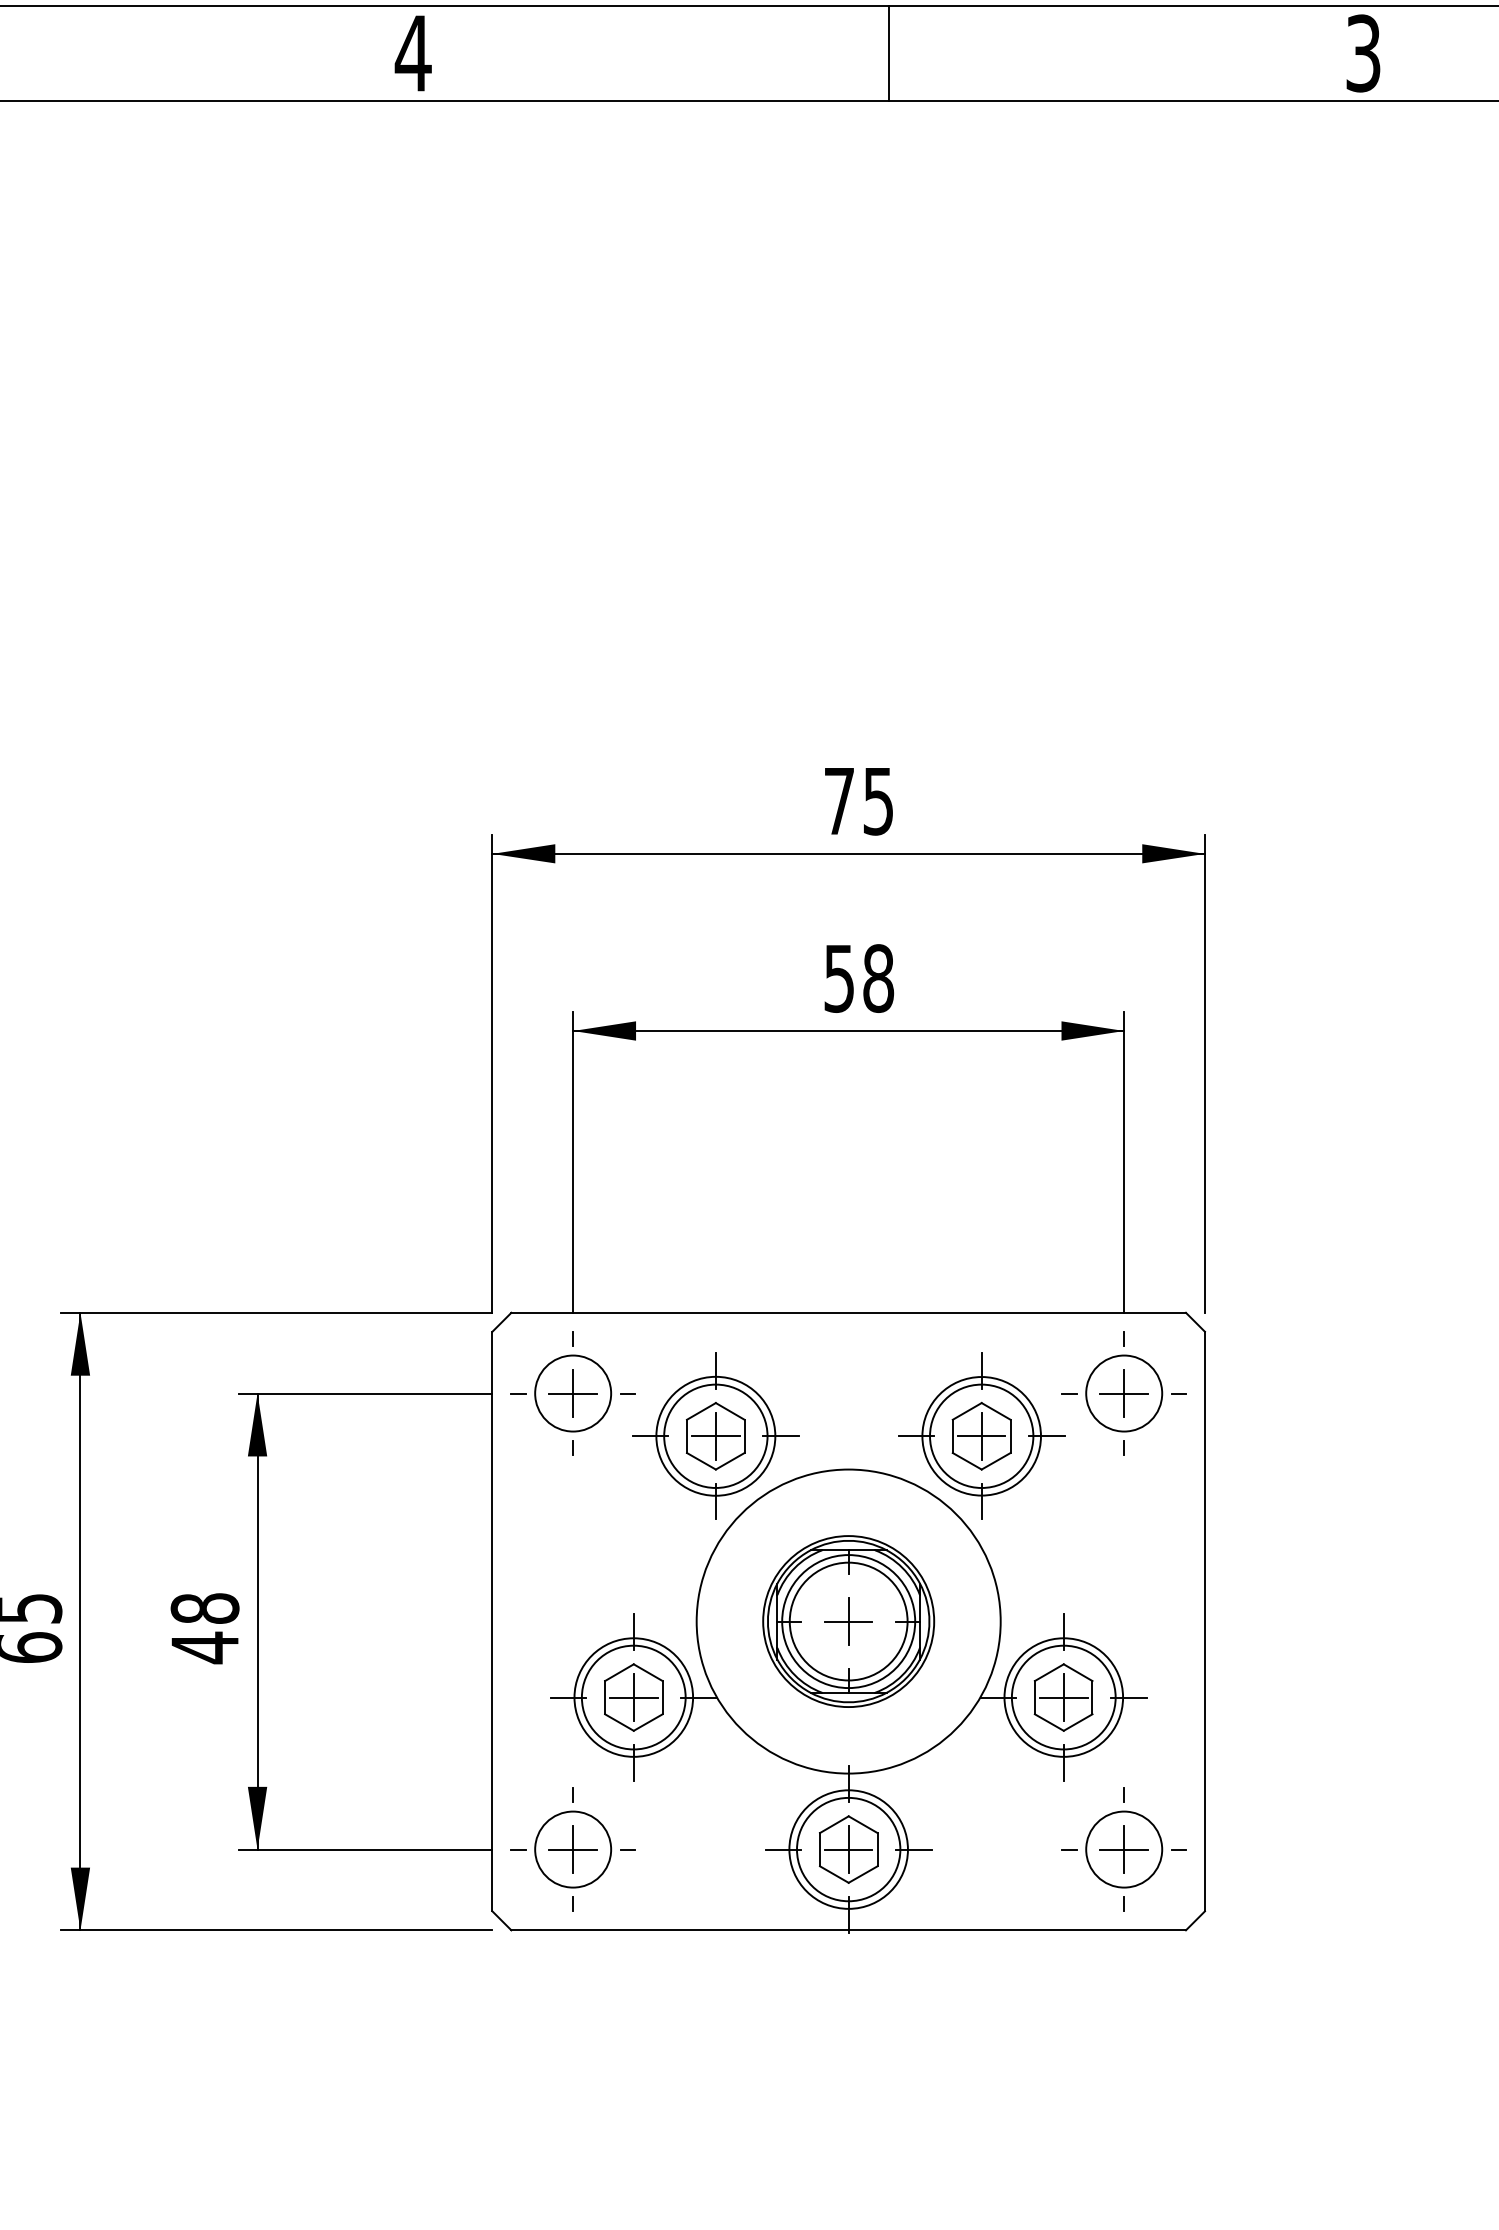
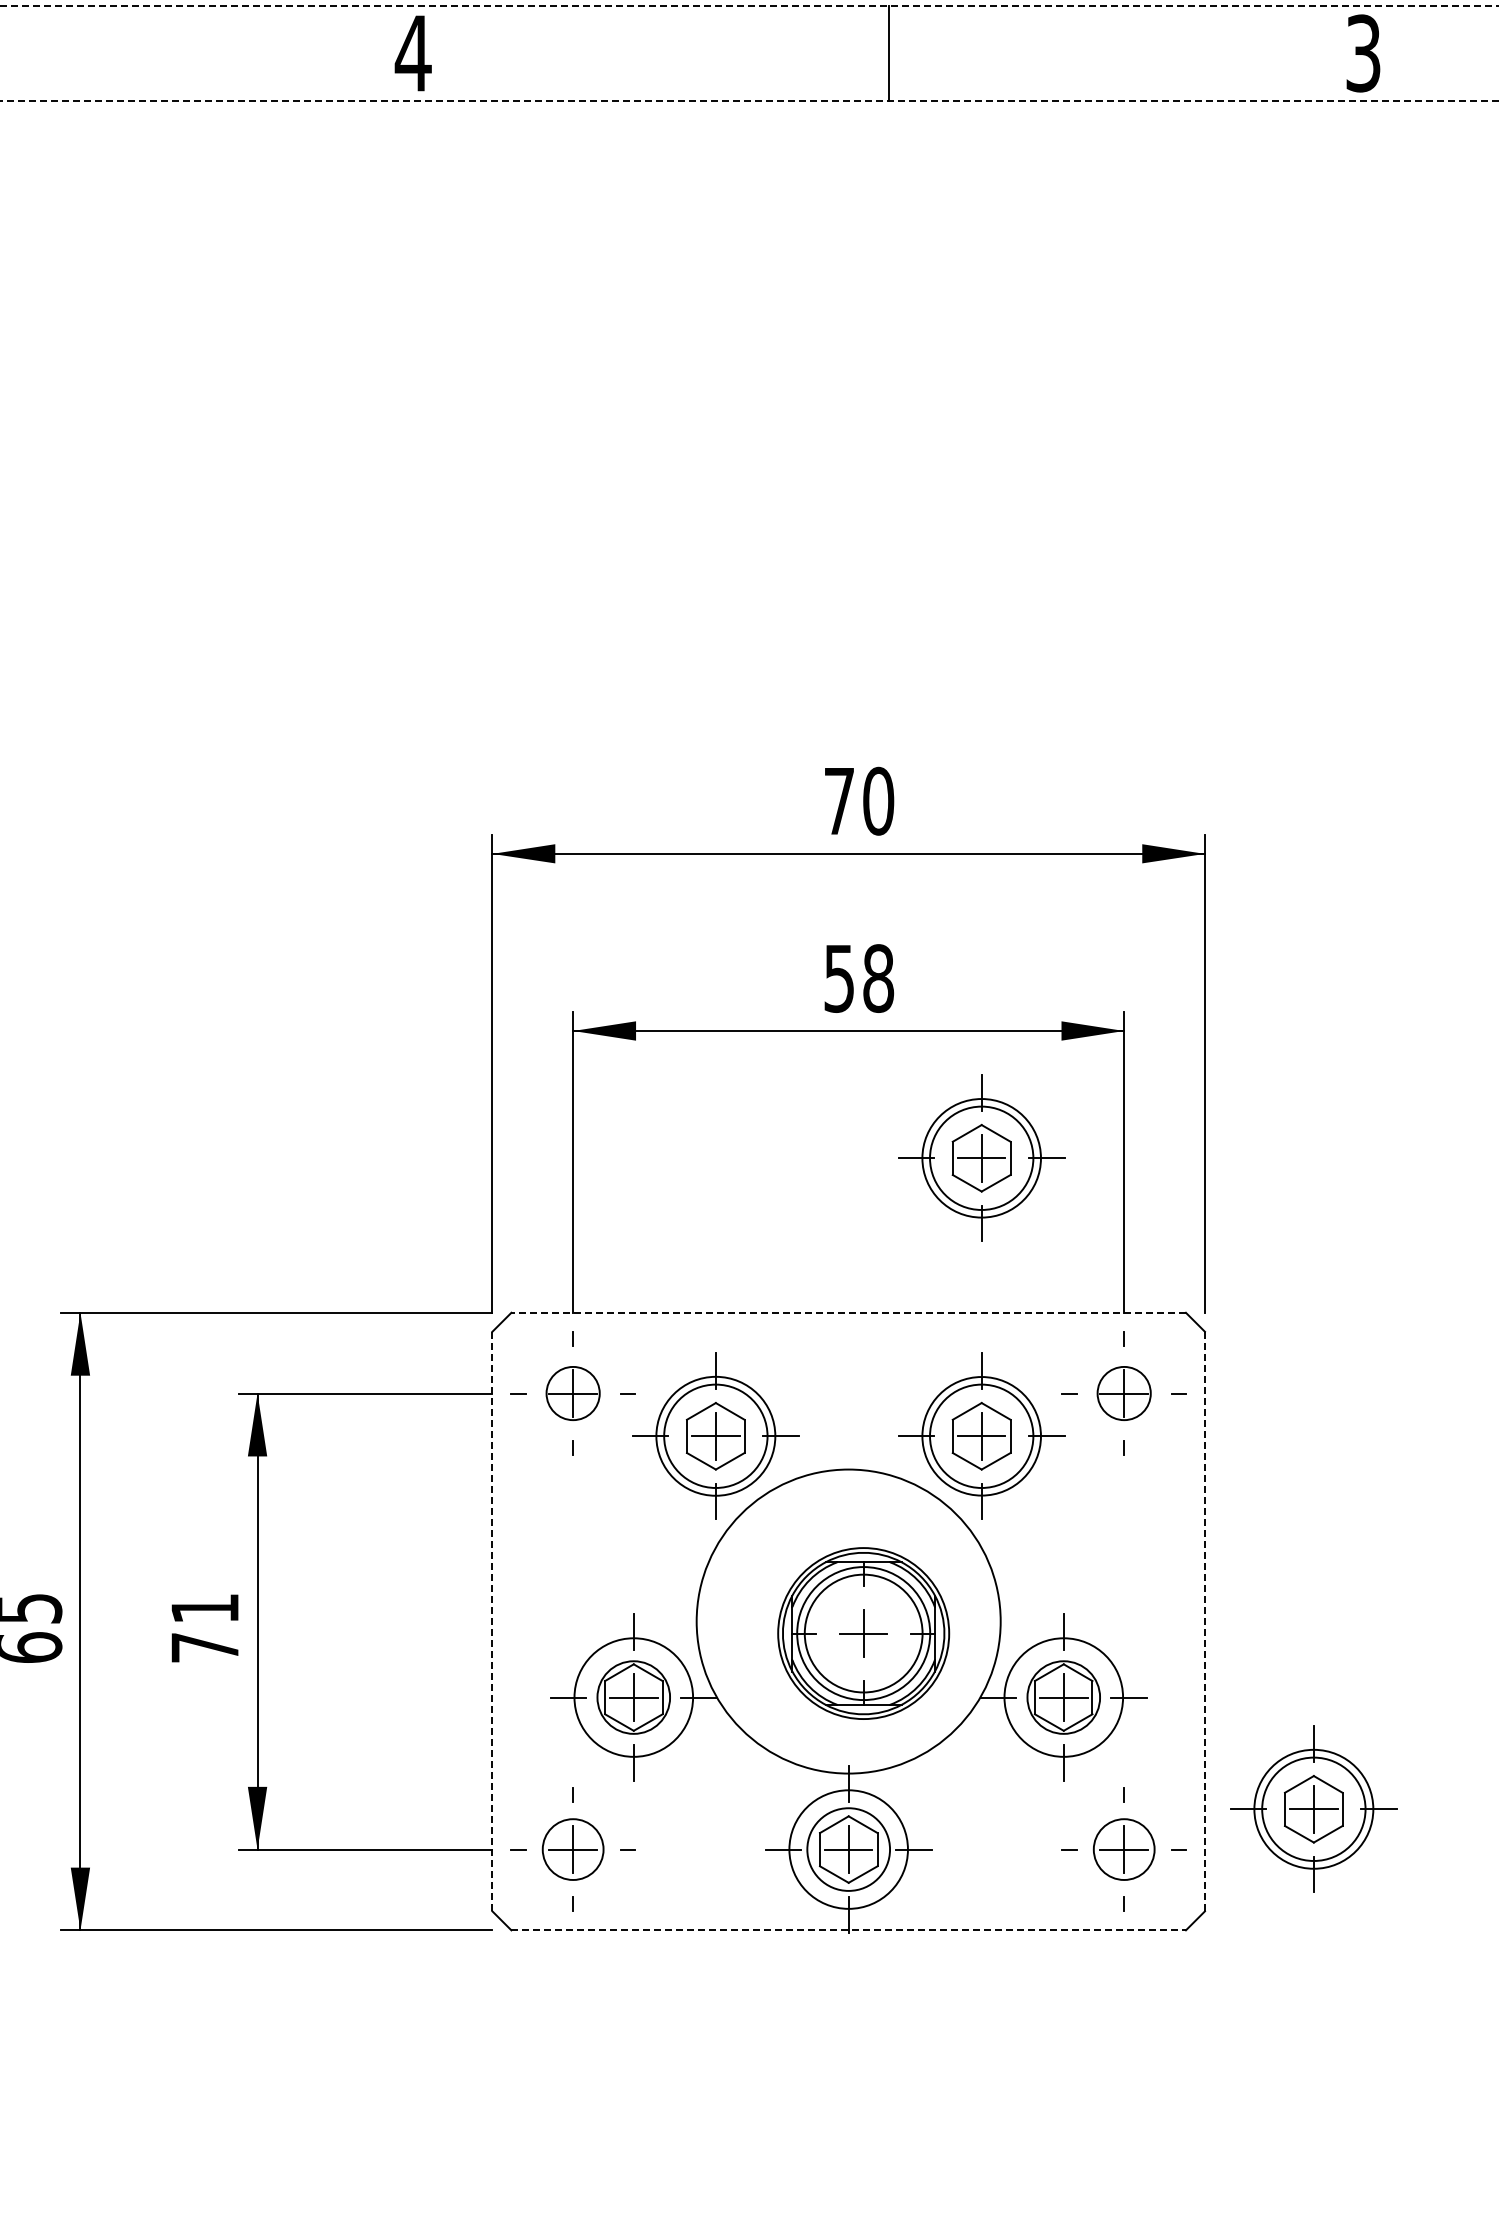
line: solid -> dashed (749, 5)
line: solid -> dashed (750, 100)
text: 75 -> 70 (878, 800)
part: none -> present (981, 1157)
line: solid -> dashed (848, 1312)
circle diameter: 76 px -> 53 px (572, 1393)
circle diameter: 76 px -> 53 px (1123, 1393)
line: solid -> dashed (492, 1621)
part position: (848, 1621) -> (863, 1633) (863, 1633)
line: solid -> dashed (1204, 1621)
text: 48 -> 71 (204, 1628)
circle diameter: 104 px -> 73 px (633, 1697)
circle diameter: 104 px -> 73 px (1063, 1697)
part: none -> present (1313, 1808)
circle diameter: 76 px -> 61 px (572, 1849)
circle diameter: 103 px -> 83 px (848, 1849)
circle diameter: 76 px -> 61 px (1123, 1849)
line: solid -> dashed (849, 1930)
